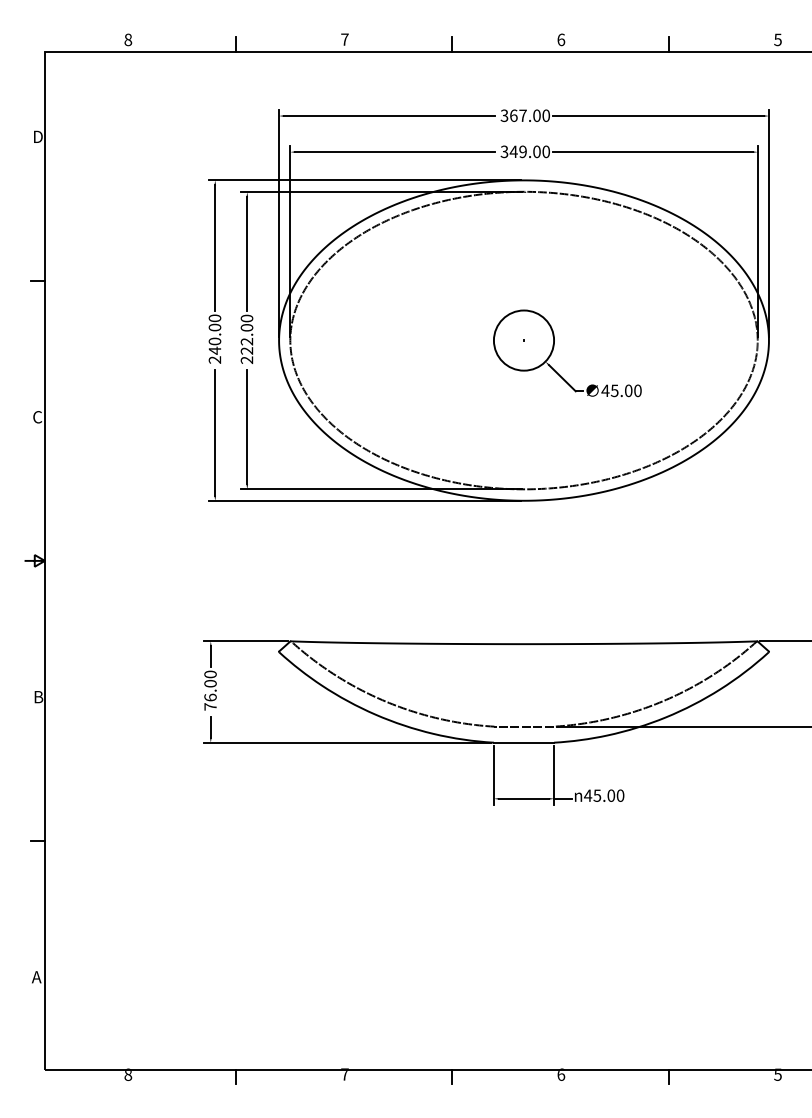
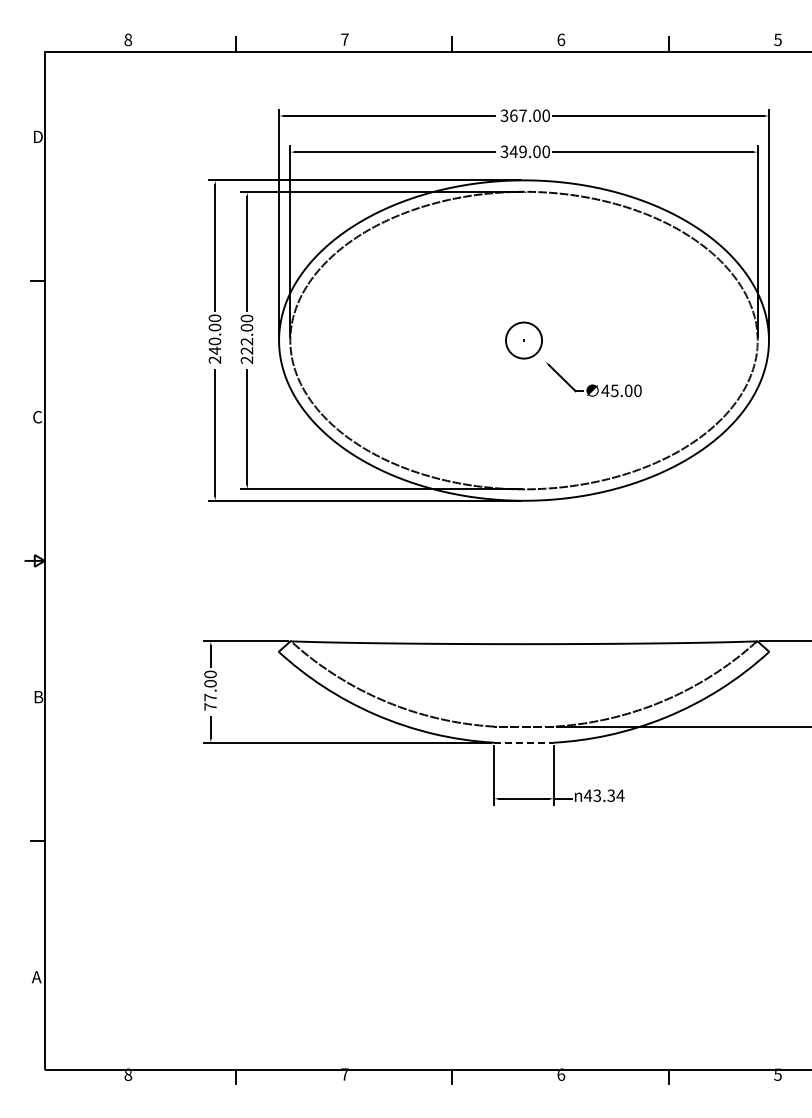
circle diameter: 60 px -> 36 px (523, 340)
text: 76.00 -> 77.00 (210, 697)
line: solid -> dashed (524, 742)
text: 45.00 -> 43.34 (609, 795)
